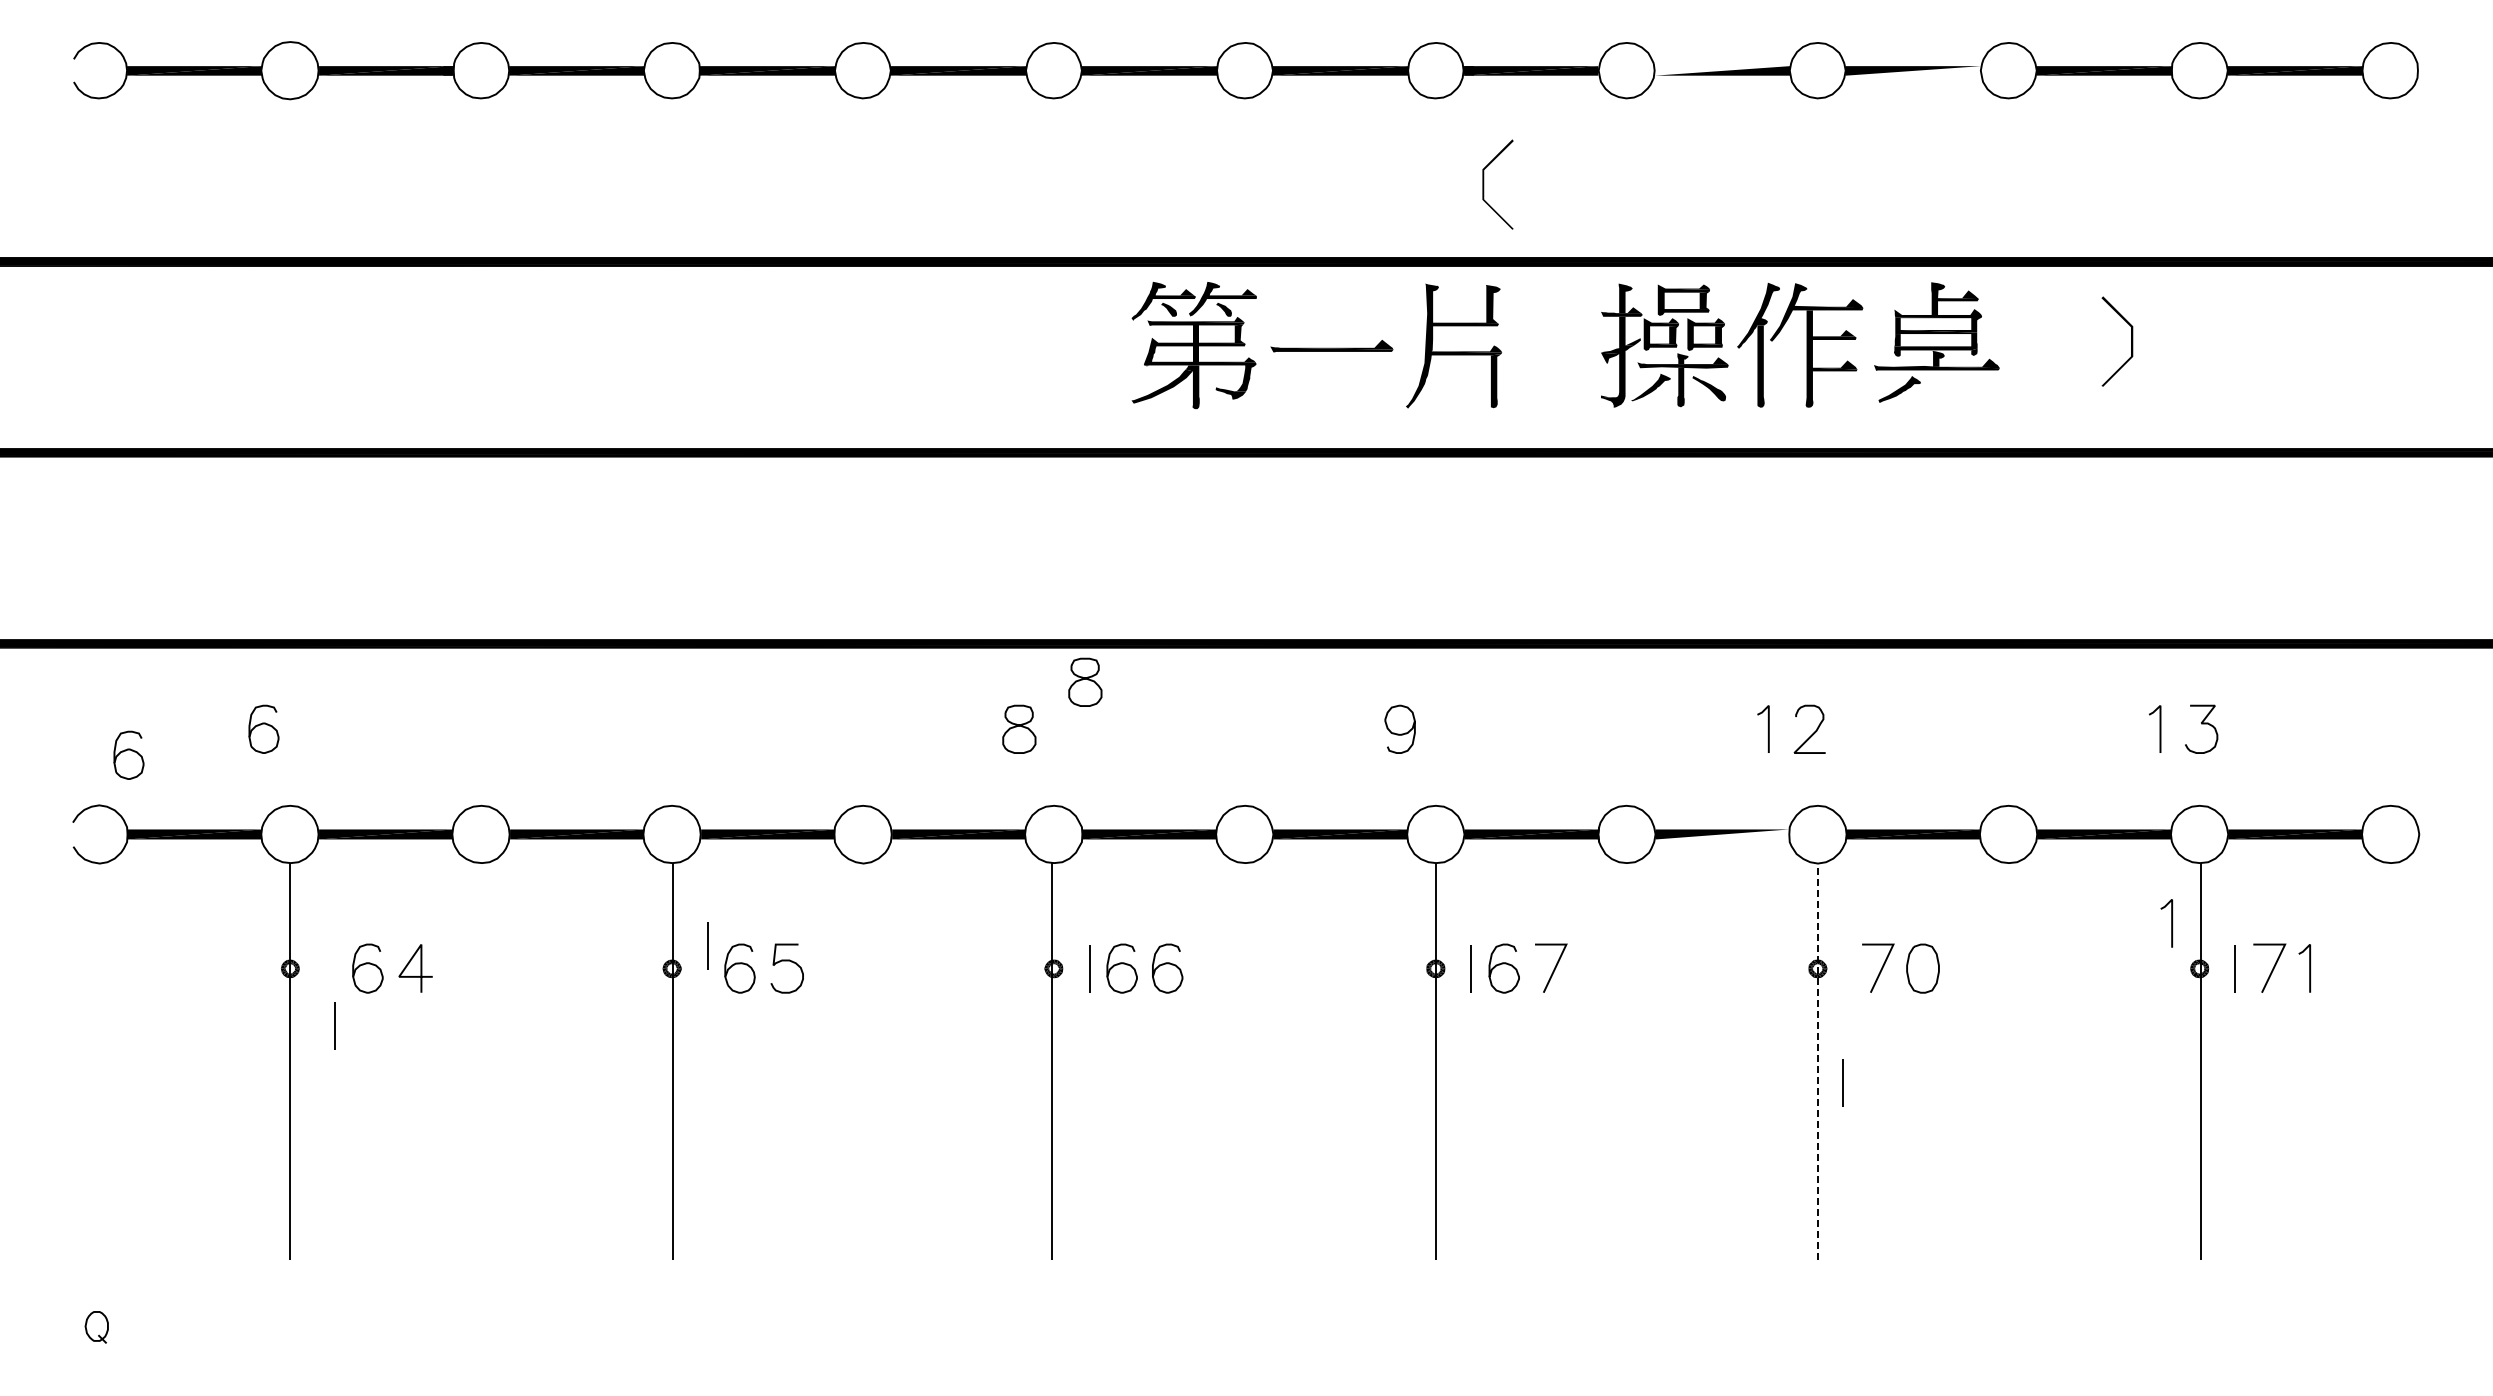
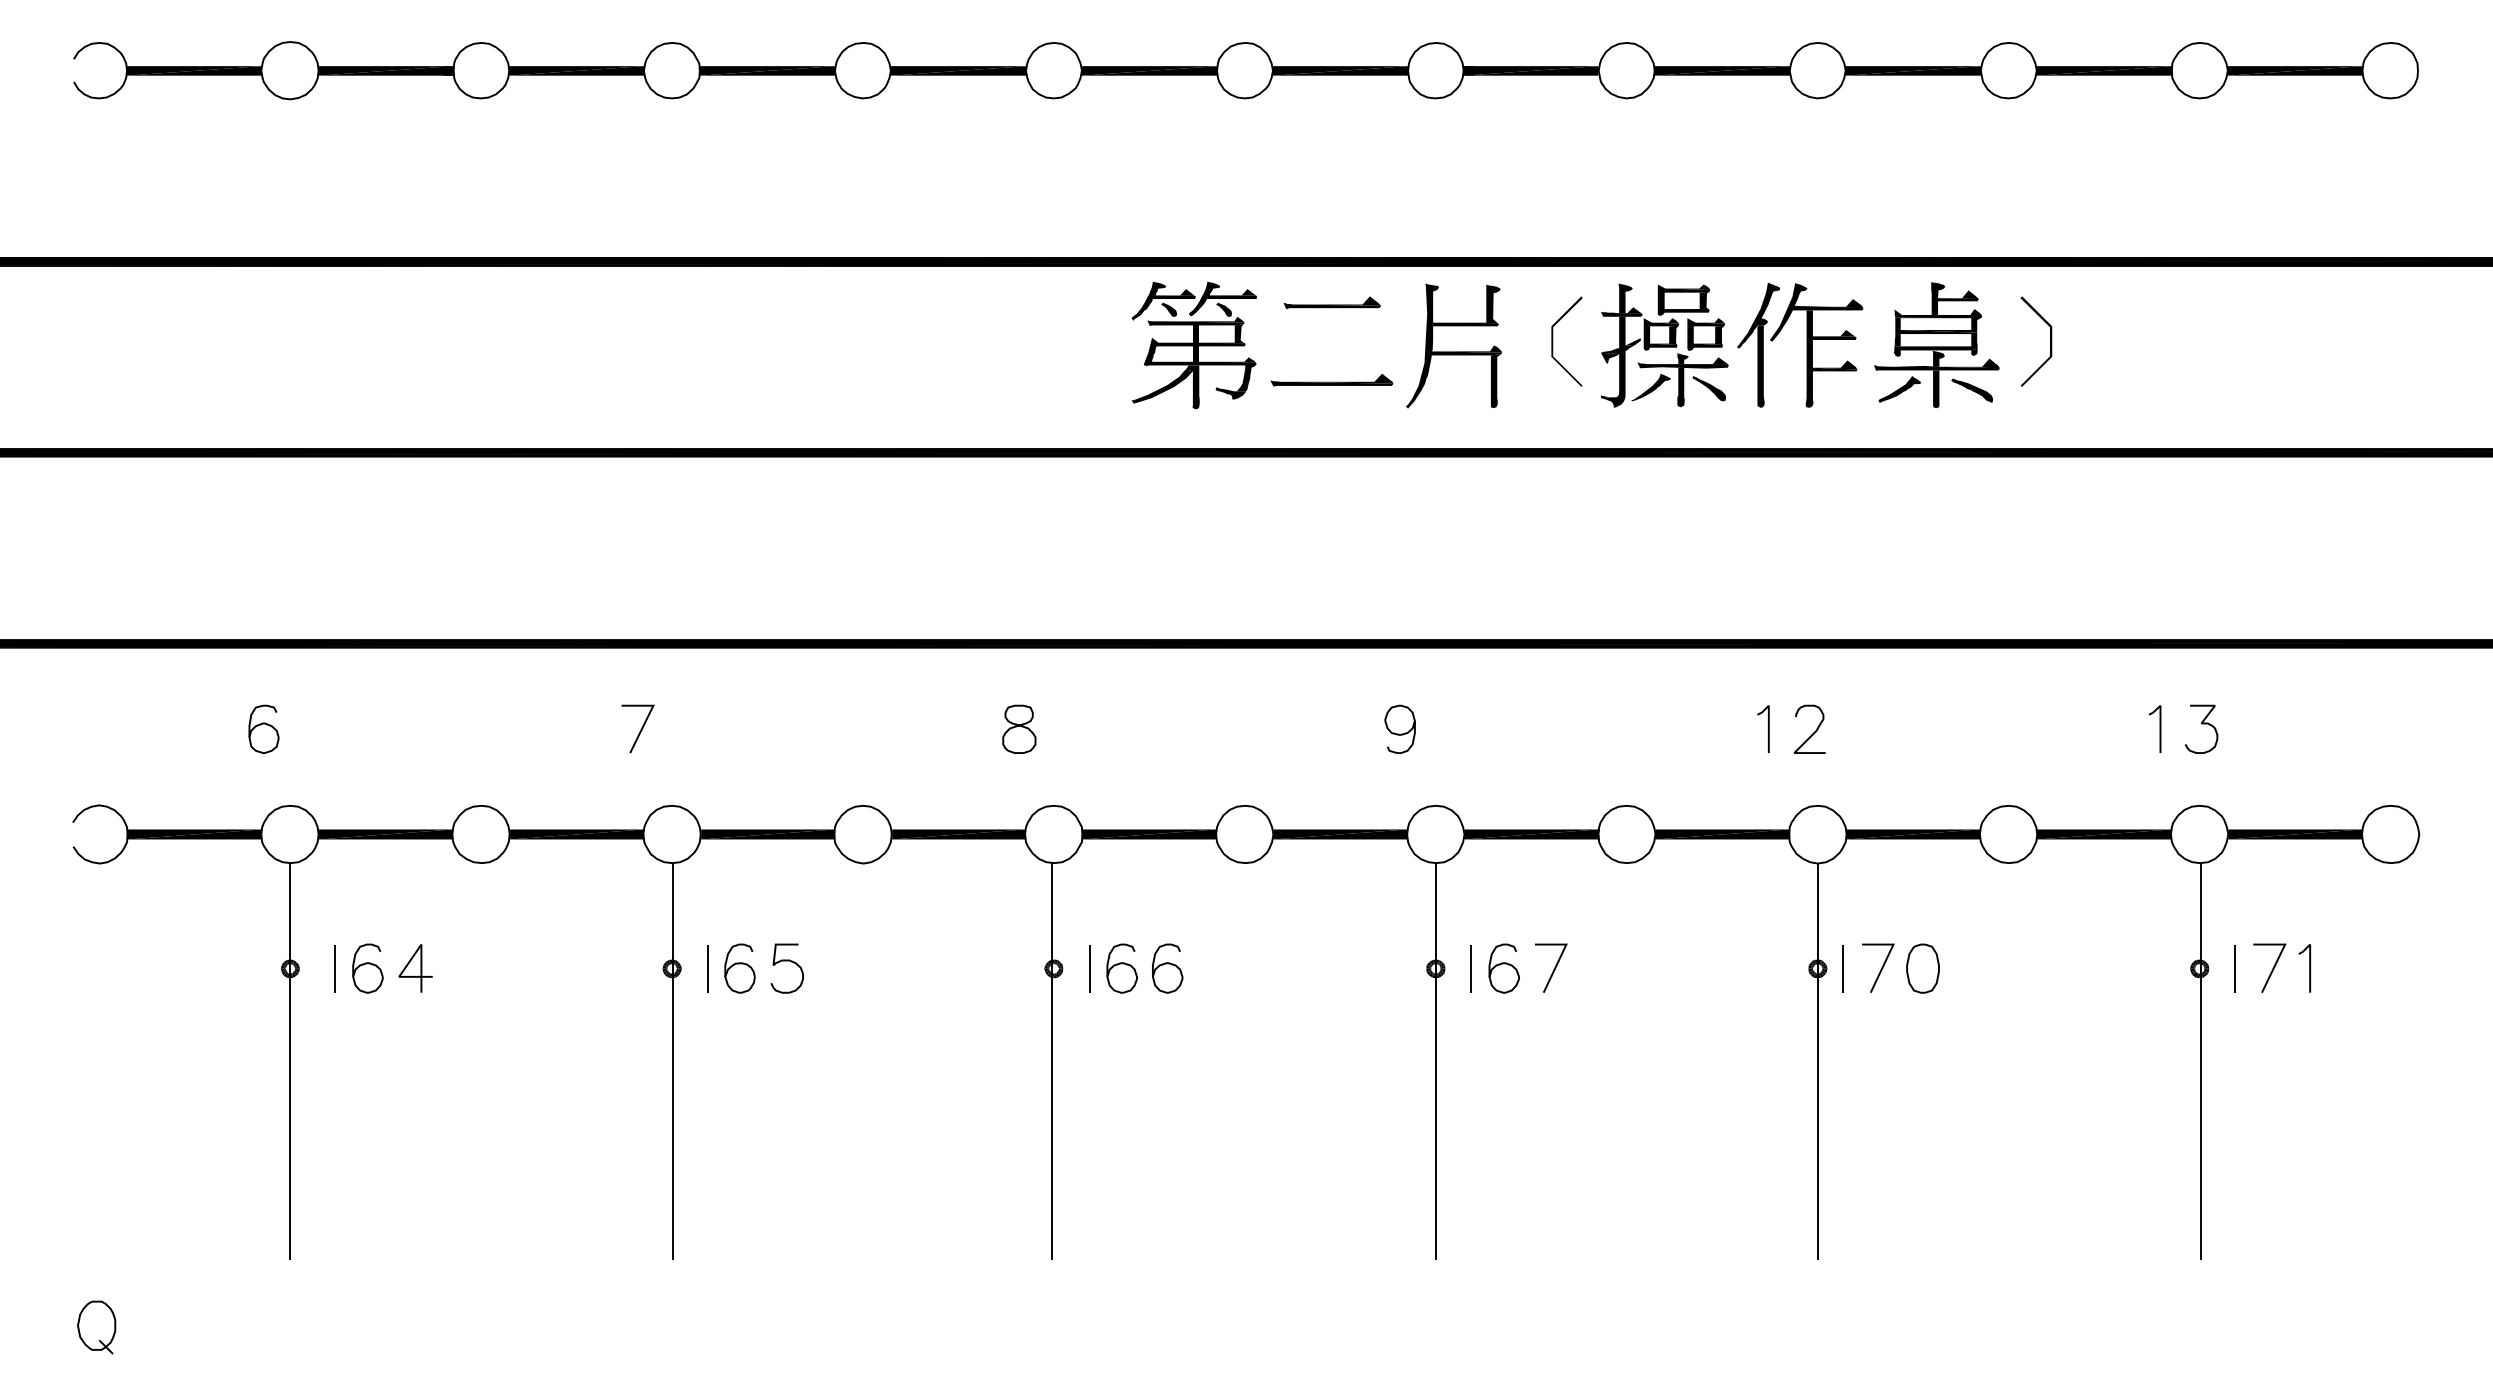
fill: none -> present (1722, 70)
fill: none -> present (1913, 70)
part position: (1484, 184) -> (1553, 341) (1553, 341)
part: none -> present (1331, 302)
part position: (2131, 341) -> (2050, 341) (2050, 341)
part position: (1331, 345) -> (1331, 379) (1331, 379)
fill: none -> present (1936, 389)
fill: none -> present (1972, 390)
part: present -> none (1085, 681)
line: none -> present (640, 729)
part: present -> none (128, 754)
fill: none -> present (1722, 834)
line: present -> none (2171, 923)
line position: (707, 945) -> (707, 968) (707, 968)
line position: (334, 1025) -> (334, 968) (334, 968)
line: dashed -> solid (1818, 1061)
line position: (1842, 1082) -> (1842, 968) (1842, 968)
part size: 25x33 px -> 40x55 px (96, 1327)
